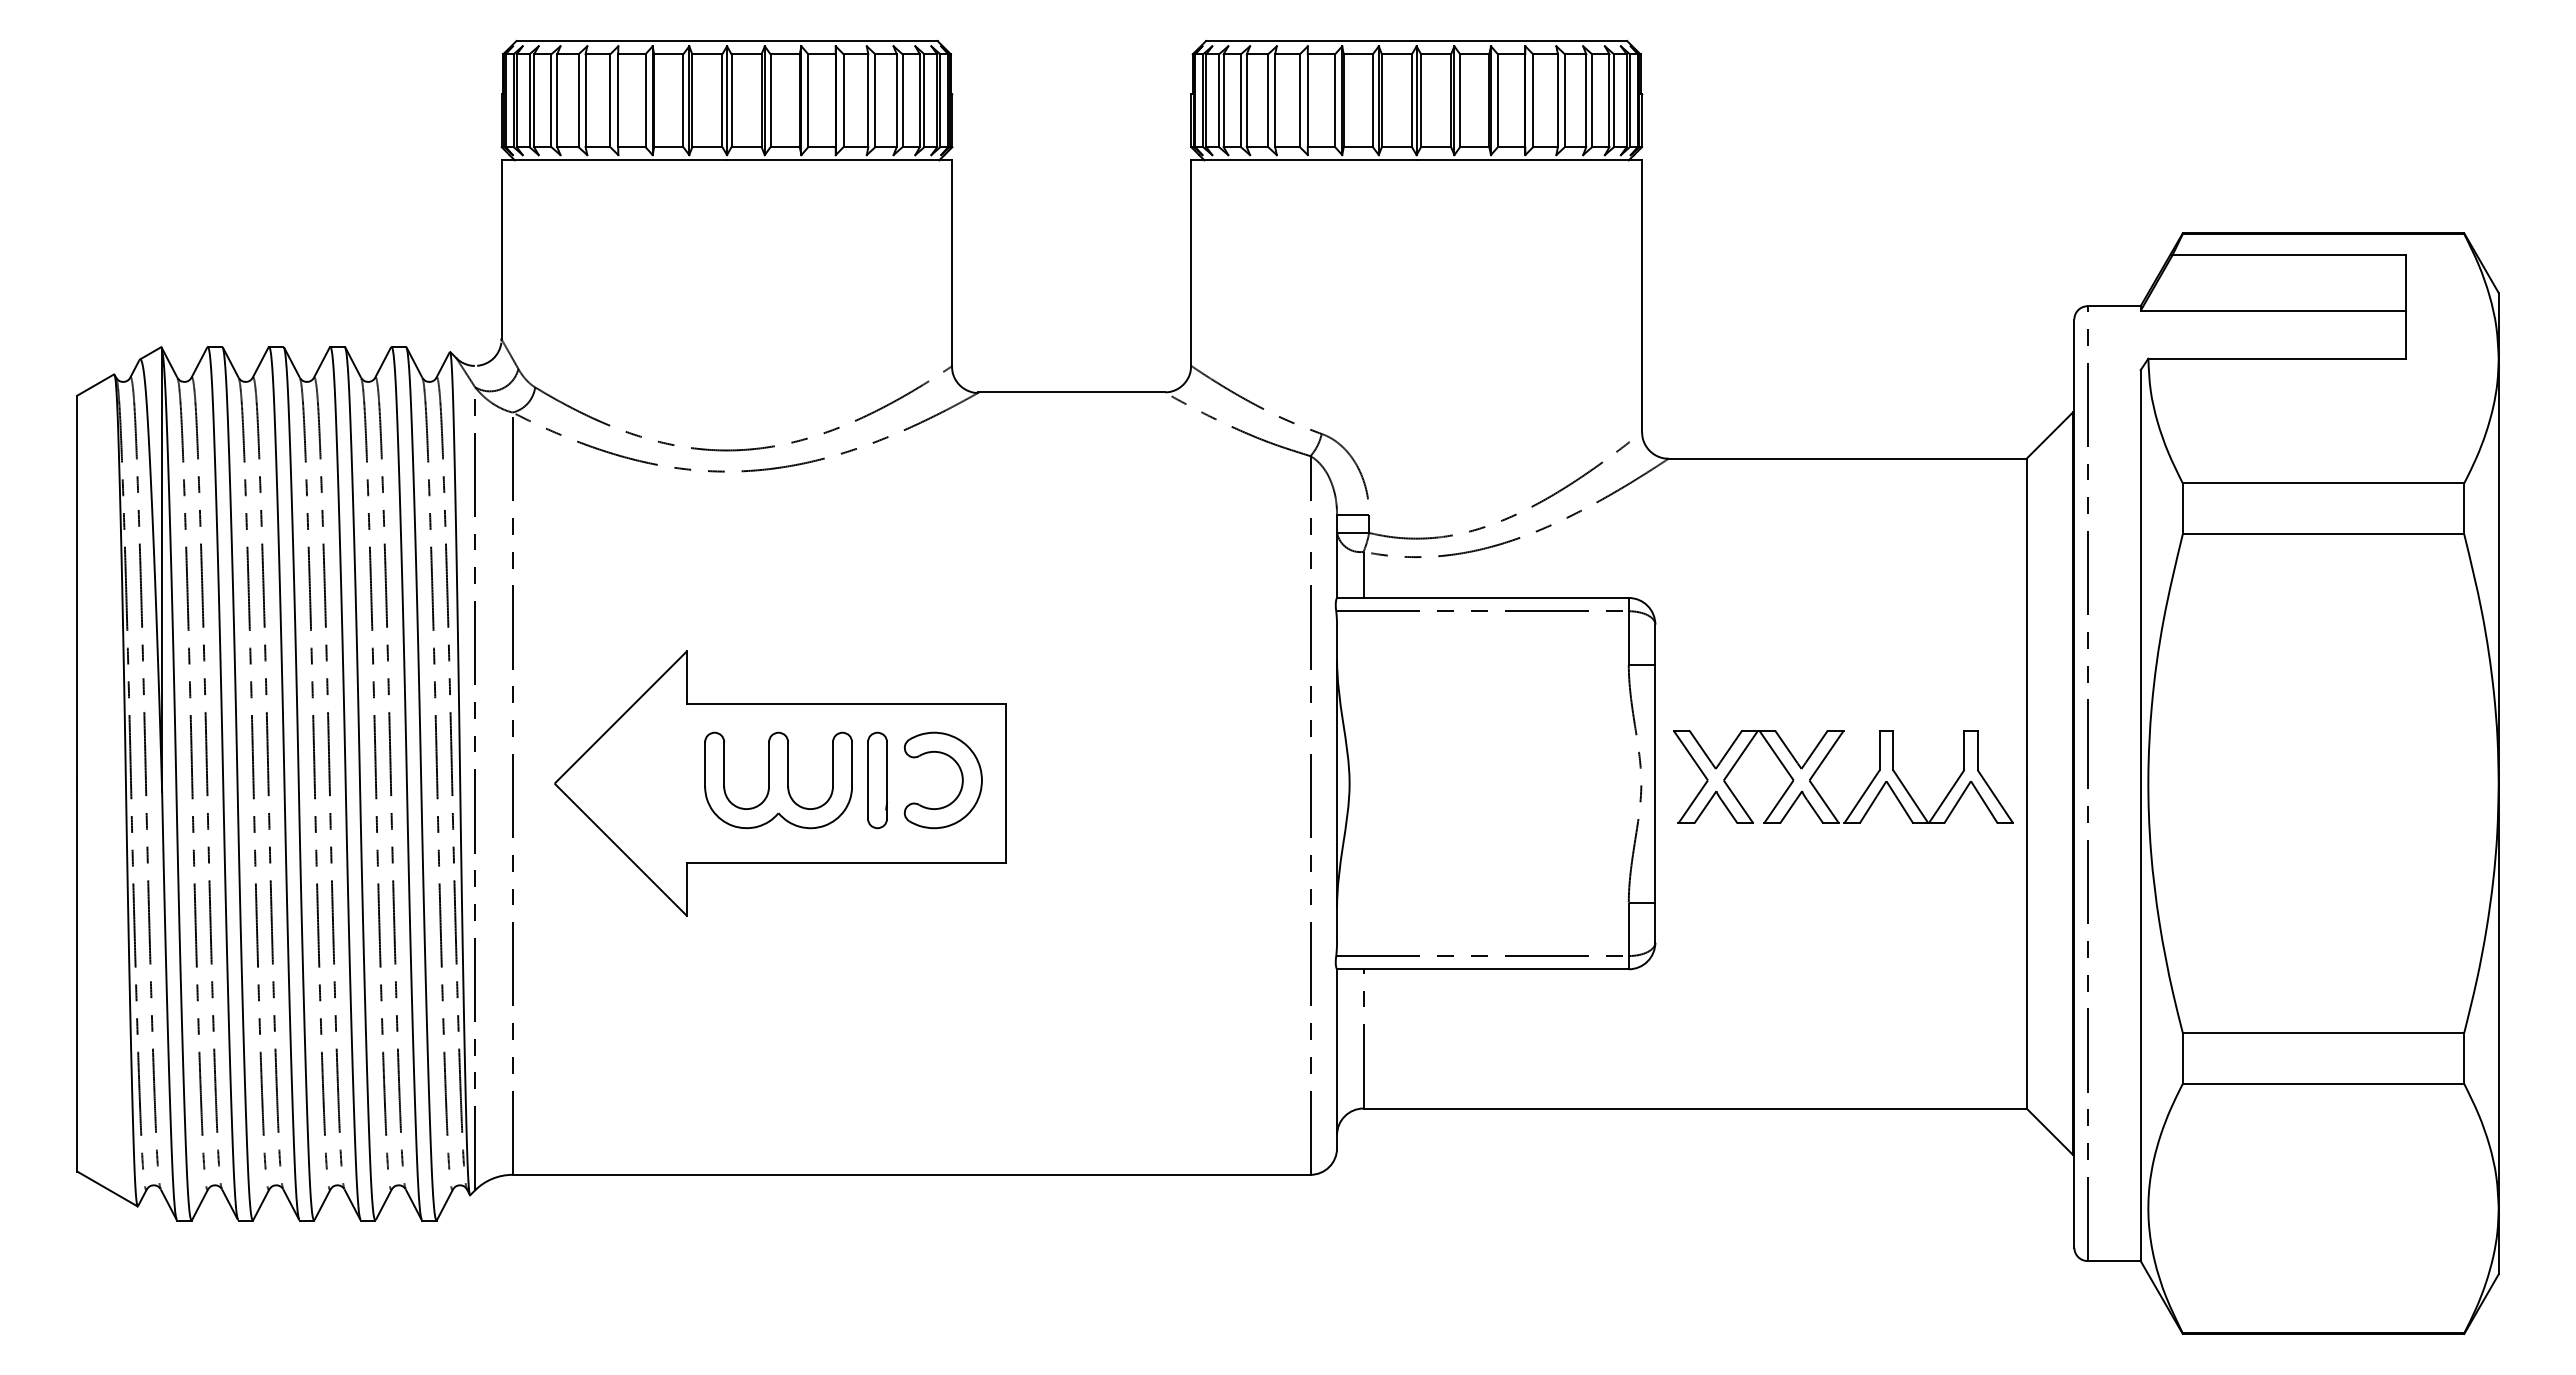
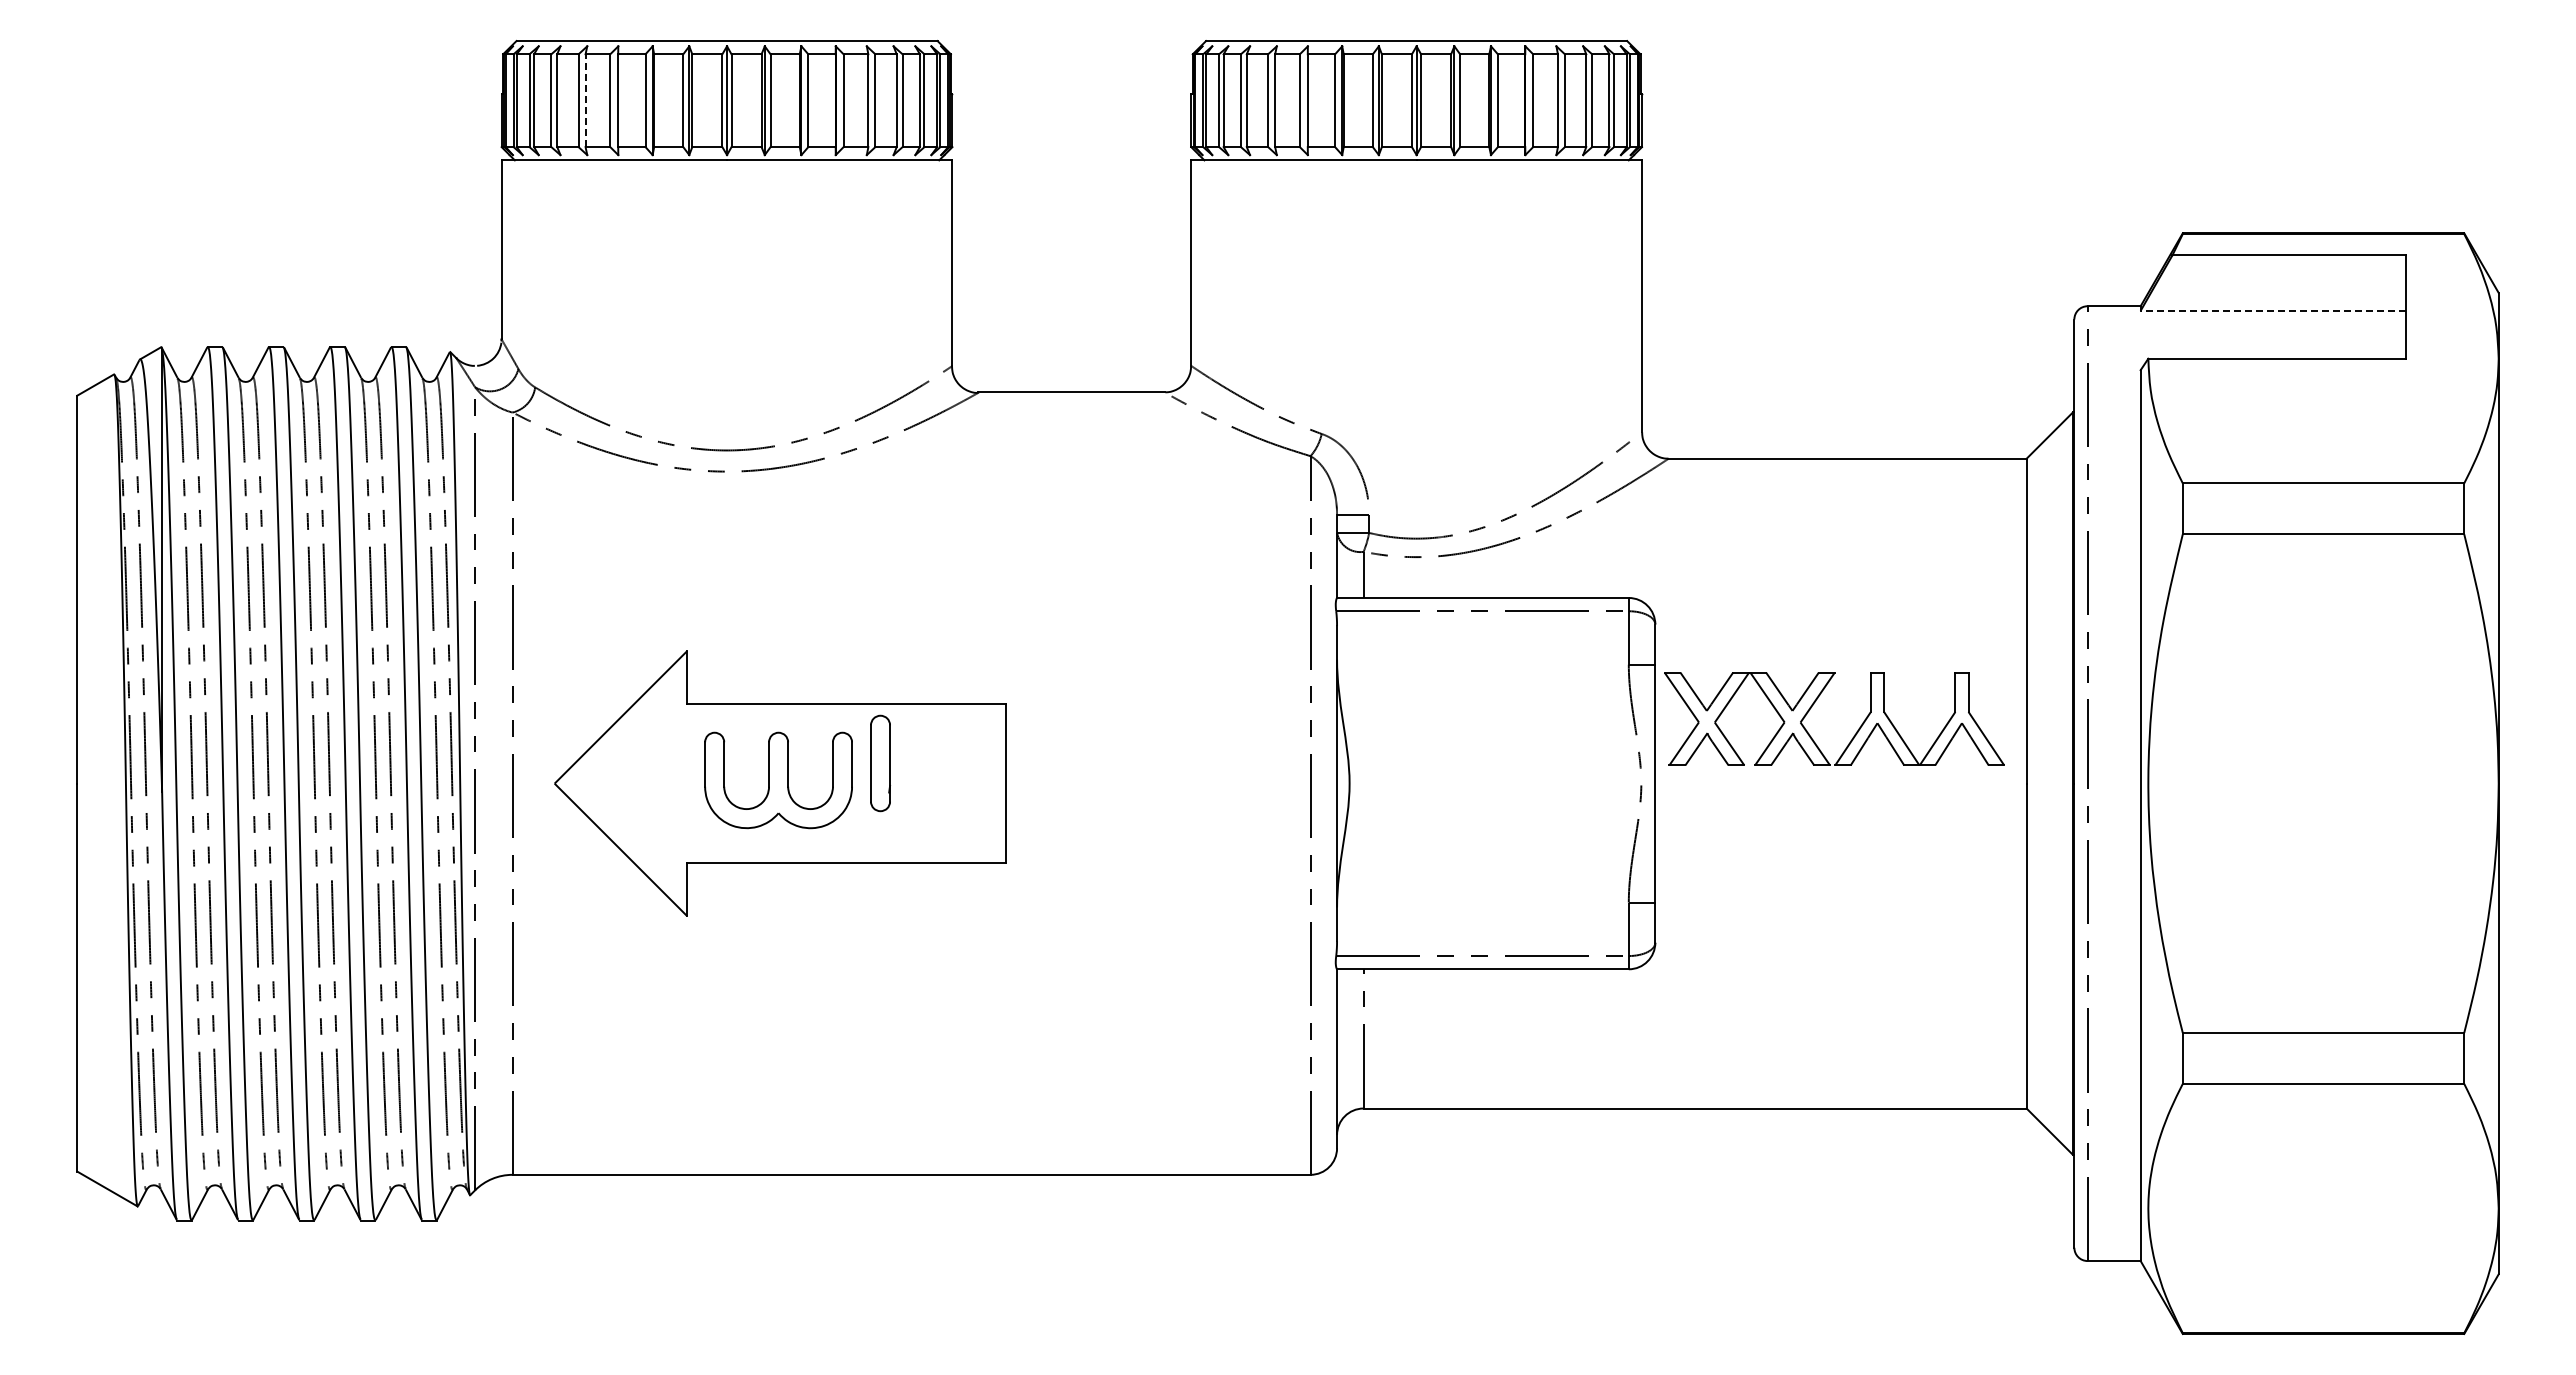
line: solid -> dashed (585, 100)
line: solid -> dashed (2273, 310)
part position: (1823, 762) -> (1814, 704) (1814, 704)
part: present -> none (961, 778)
part position: (877, 780) -> (880, 763) (880, 763)
